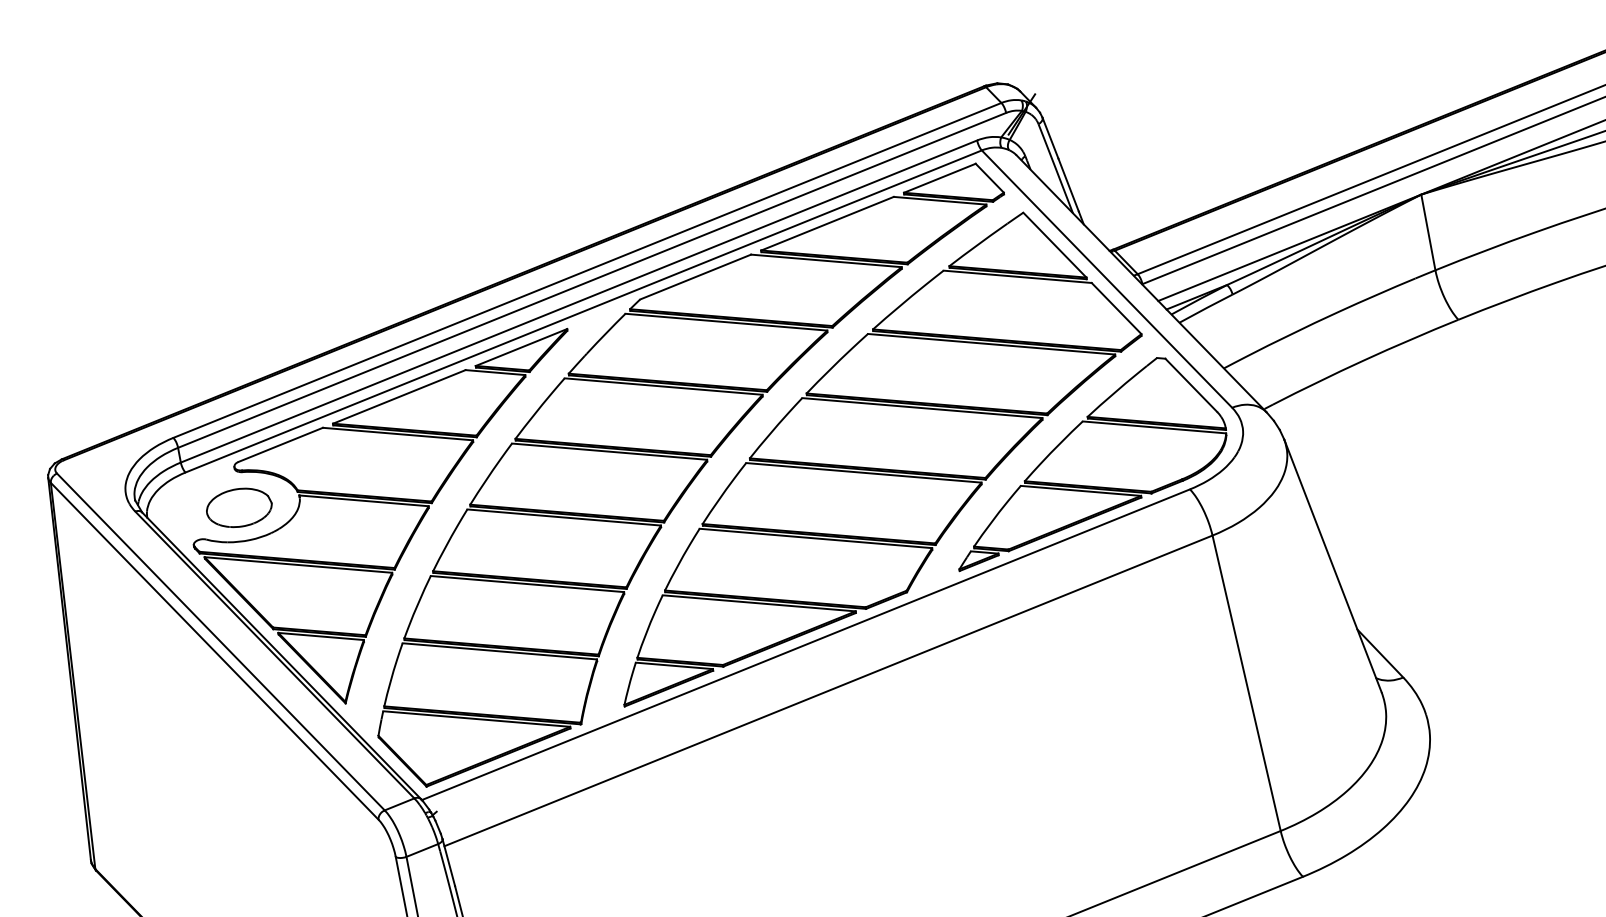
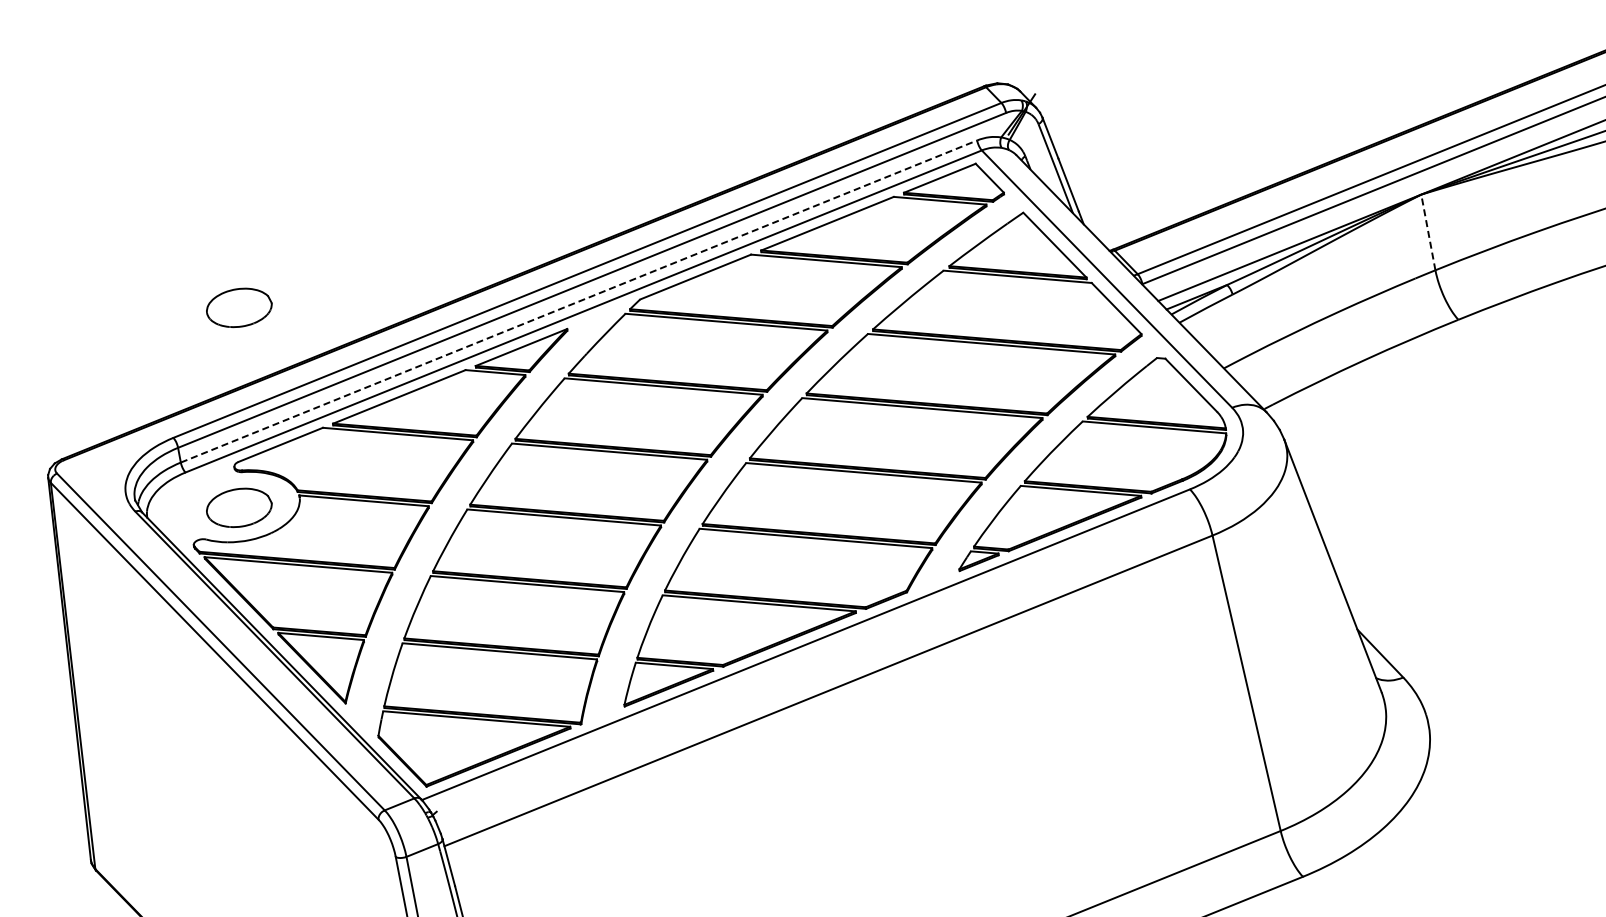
line: solid -> dashed (1428, 231)
line: solid -> dashed (579, 301)
part: none -> present (239, 307)
